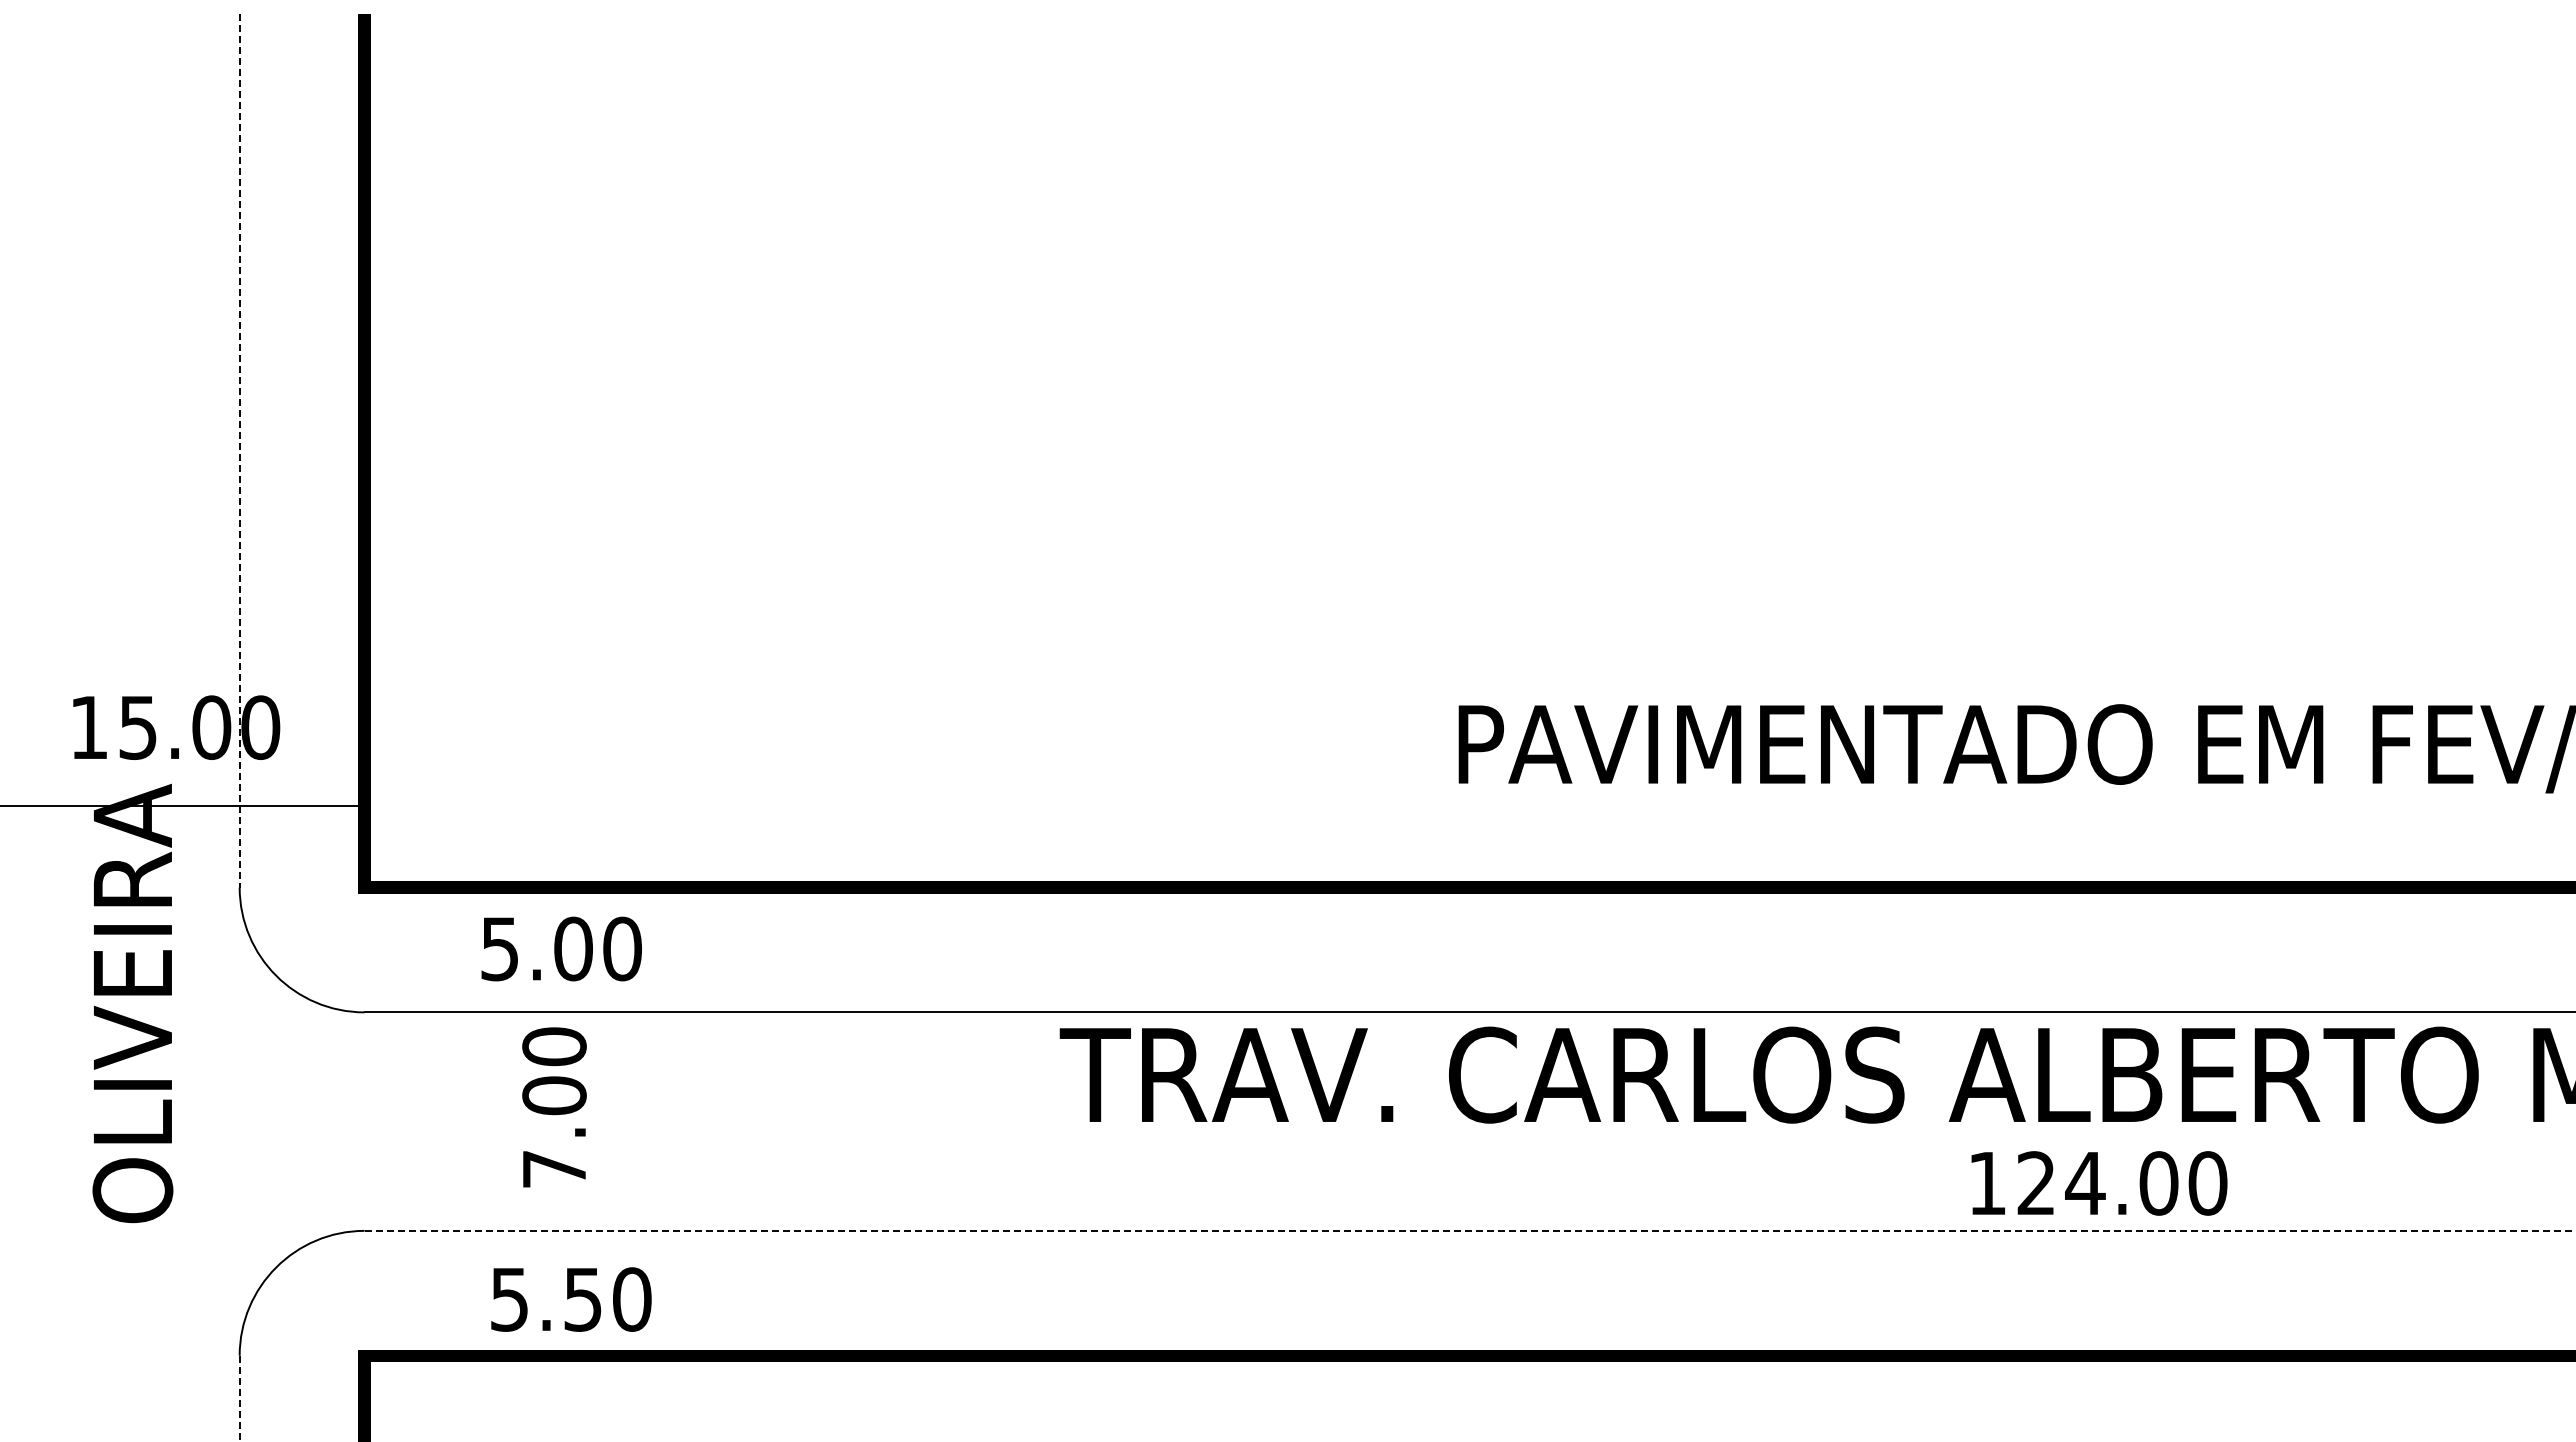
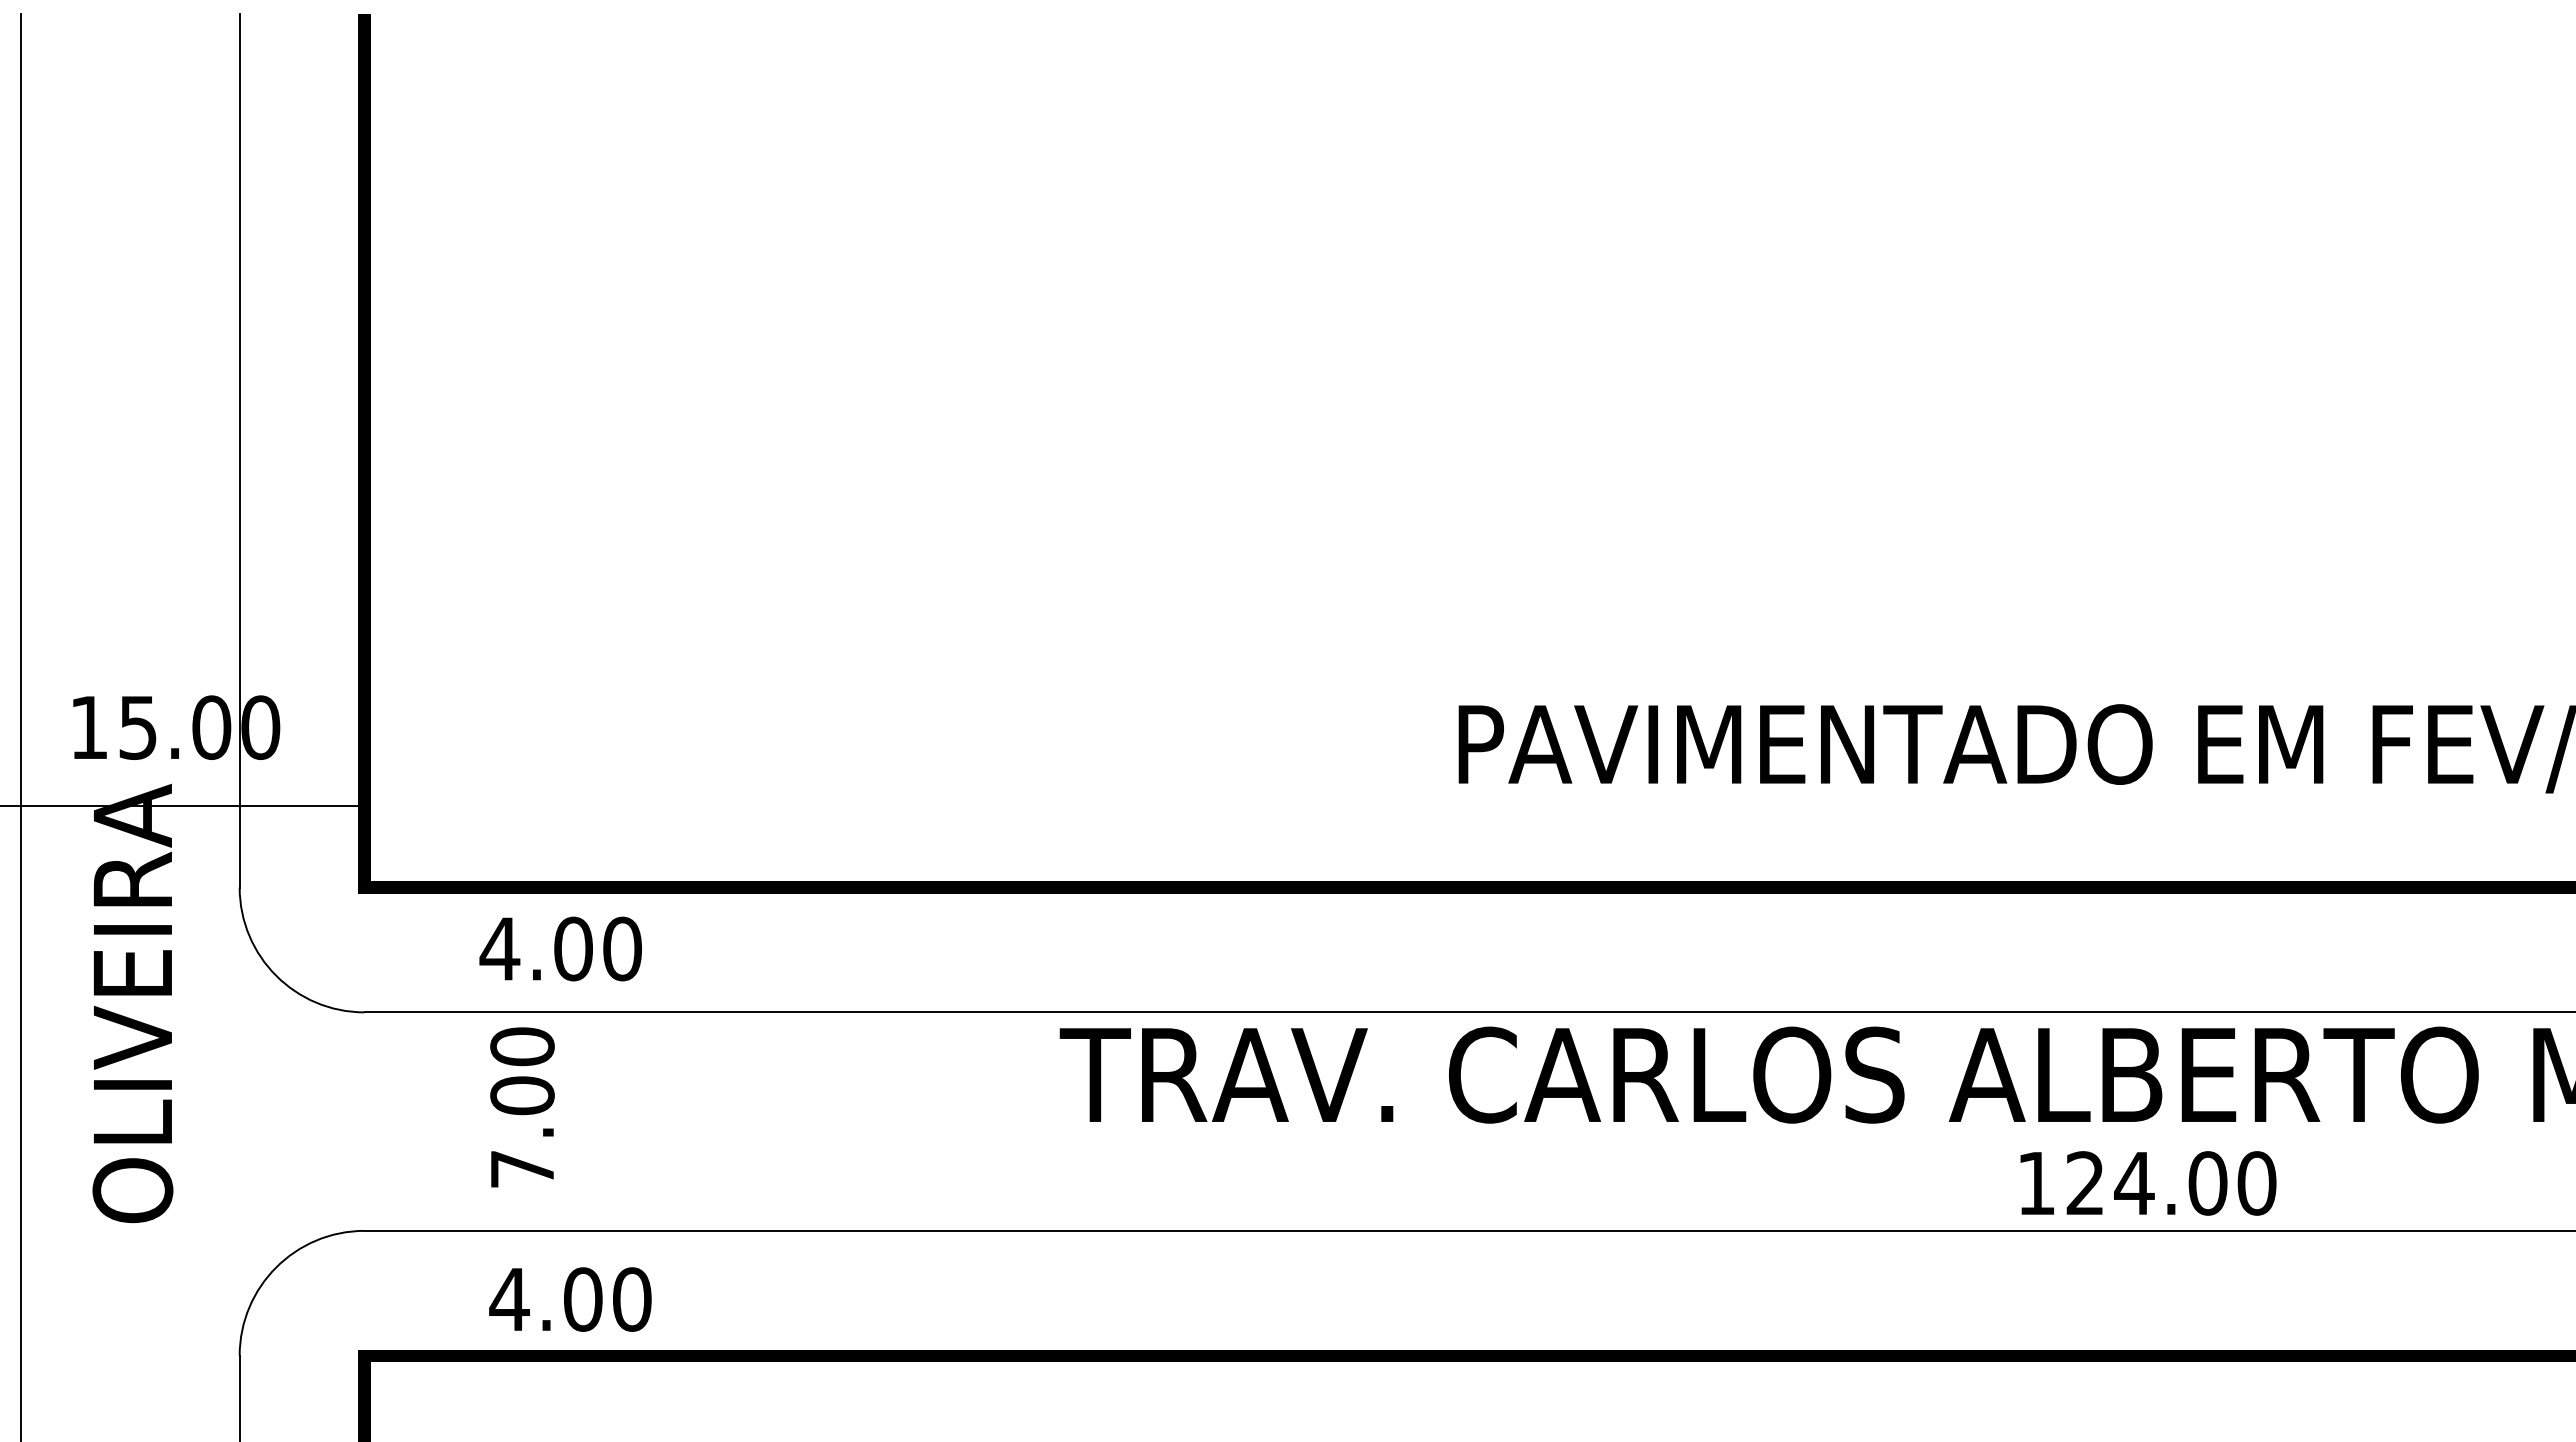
line: dashed -> solid (239, 450)
line: none -> present (21, 726)
text: 5.00 -> 4.00 (499, 949)
text position: (554, 1107) -> (522, 1107) (522, 1107)
text position: (2099, 1183) -> (2148, 1183) (2148, 1183)
line: dashed -> solid (1470, 1230)
text: 5.50 -> 4.00 (545, 1299)
line: dashed -> solid (239, 1398)
